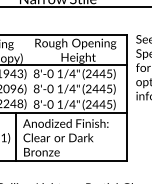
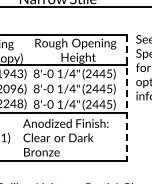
line: solid -> dashed (127, 98)
line: present -> none (16, 136)
